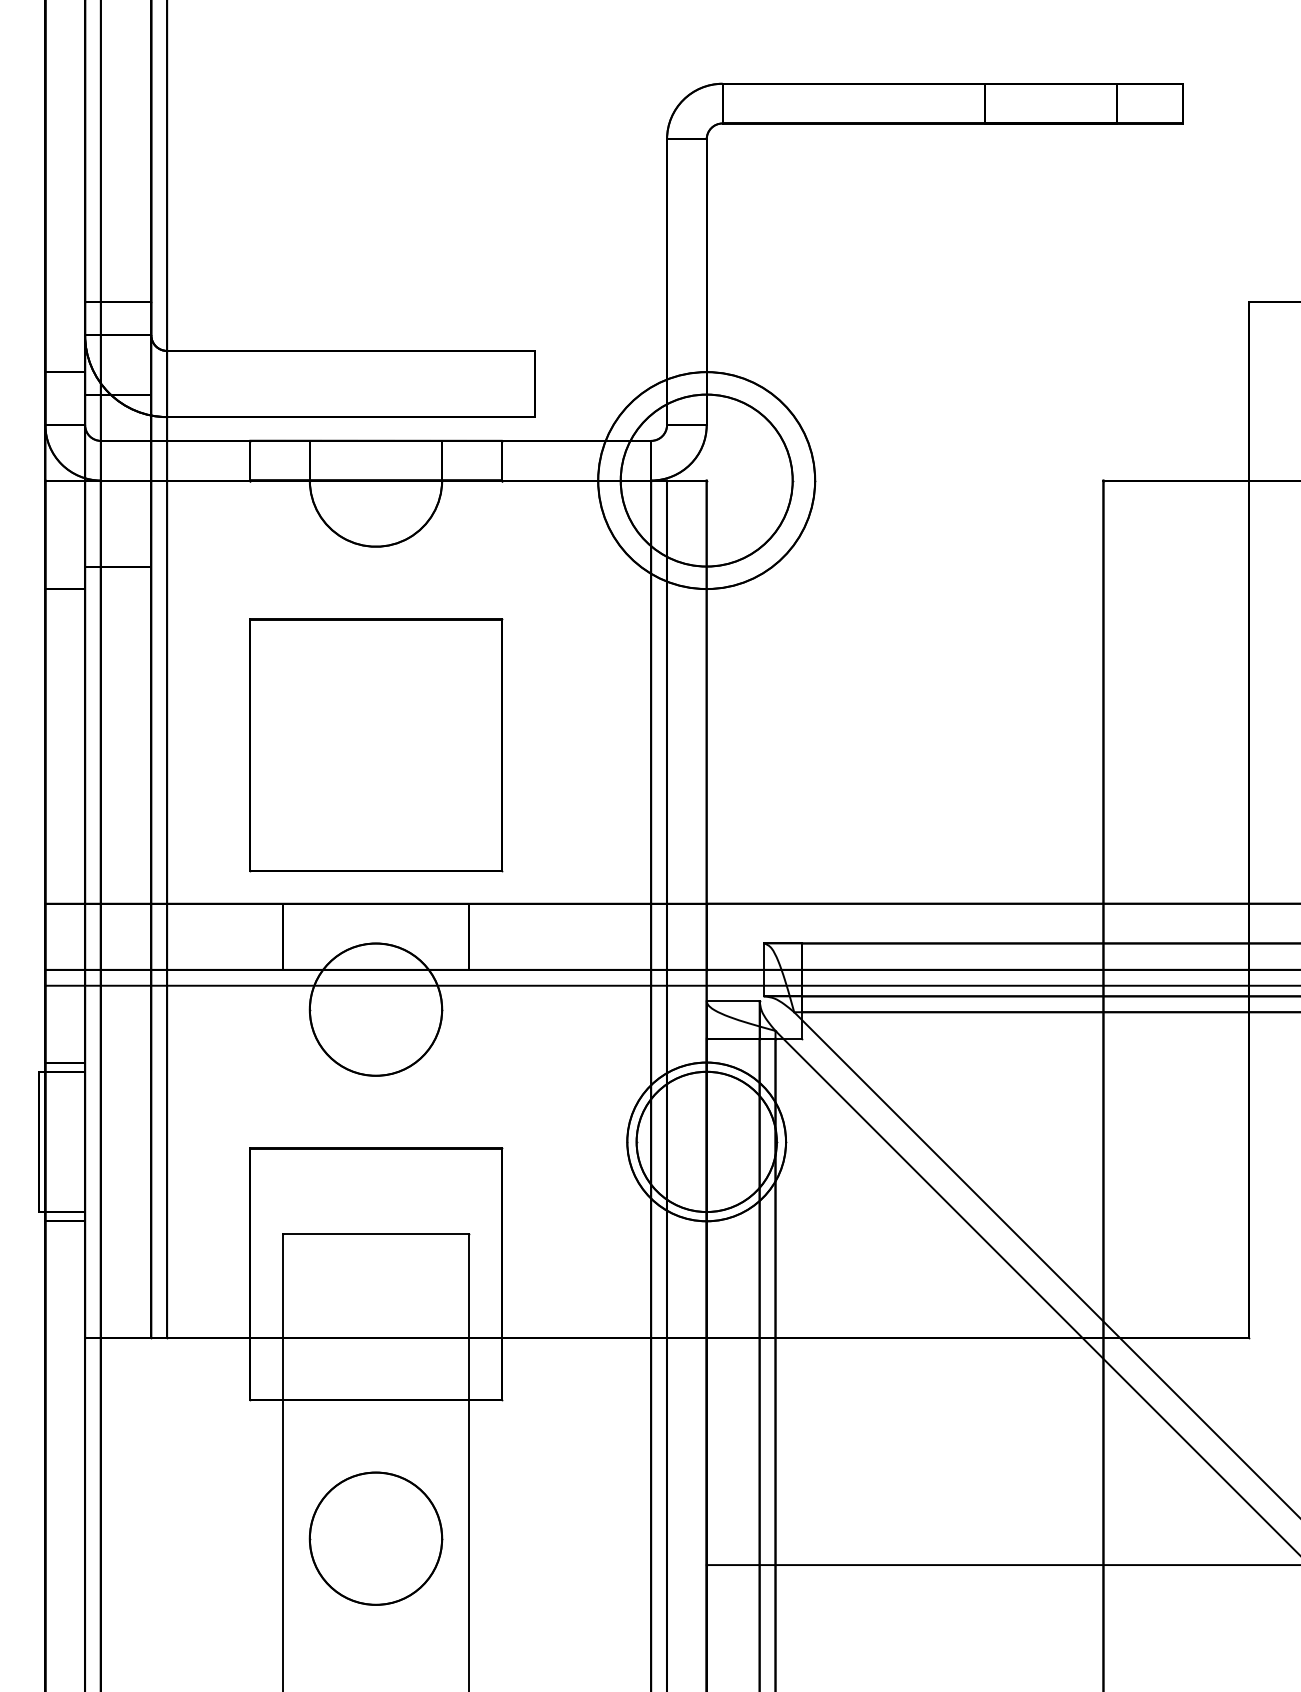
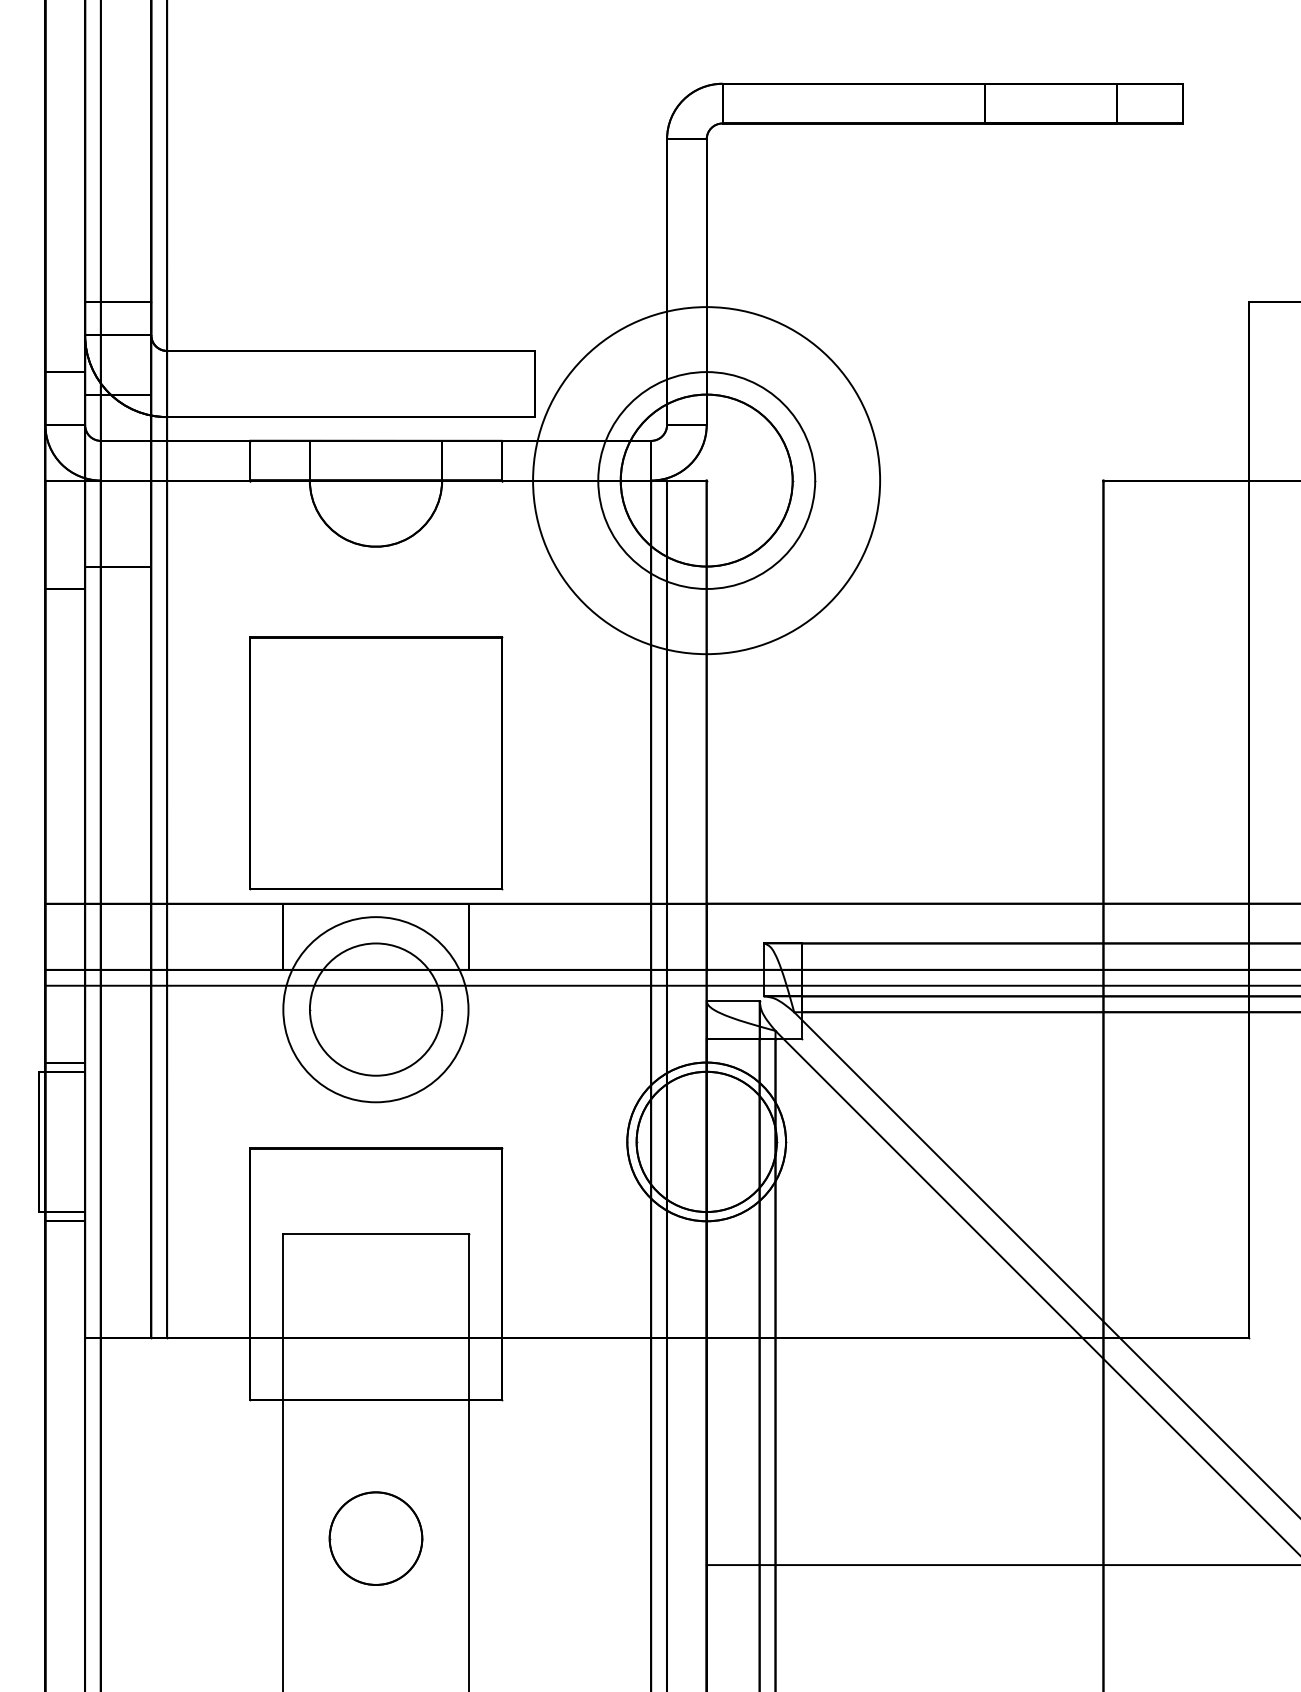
circle diameter: 217 px -> 347 px (706, 480)
part position: (376, 745) -> (376, 763) (376, 763)
circle diameter: 132 px -> 185 px (375, 1009)
part size: 136x135 px -> 96x95 px (375, 1538)
